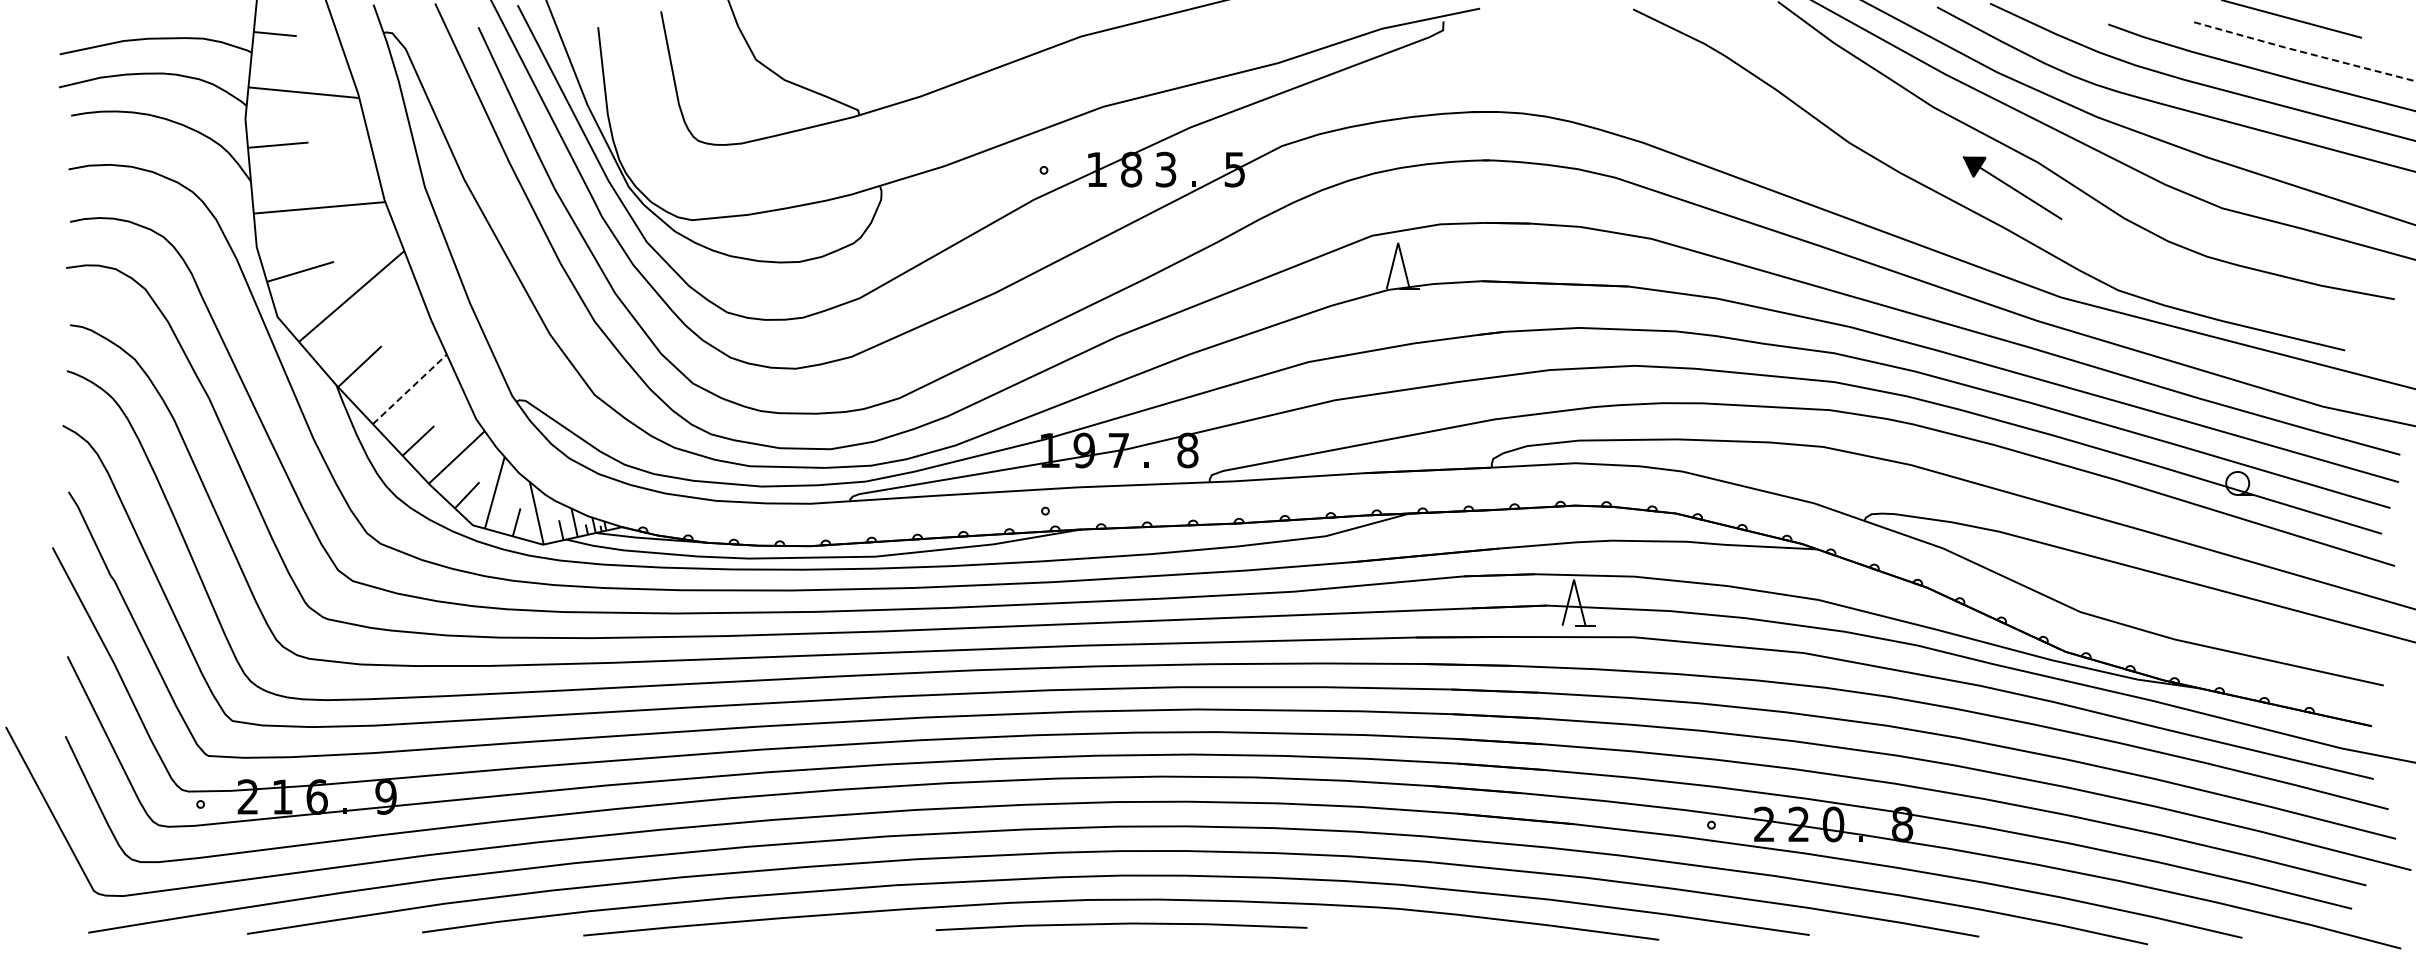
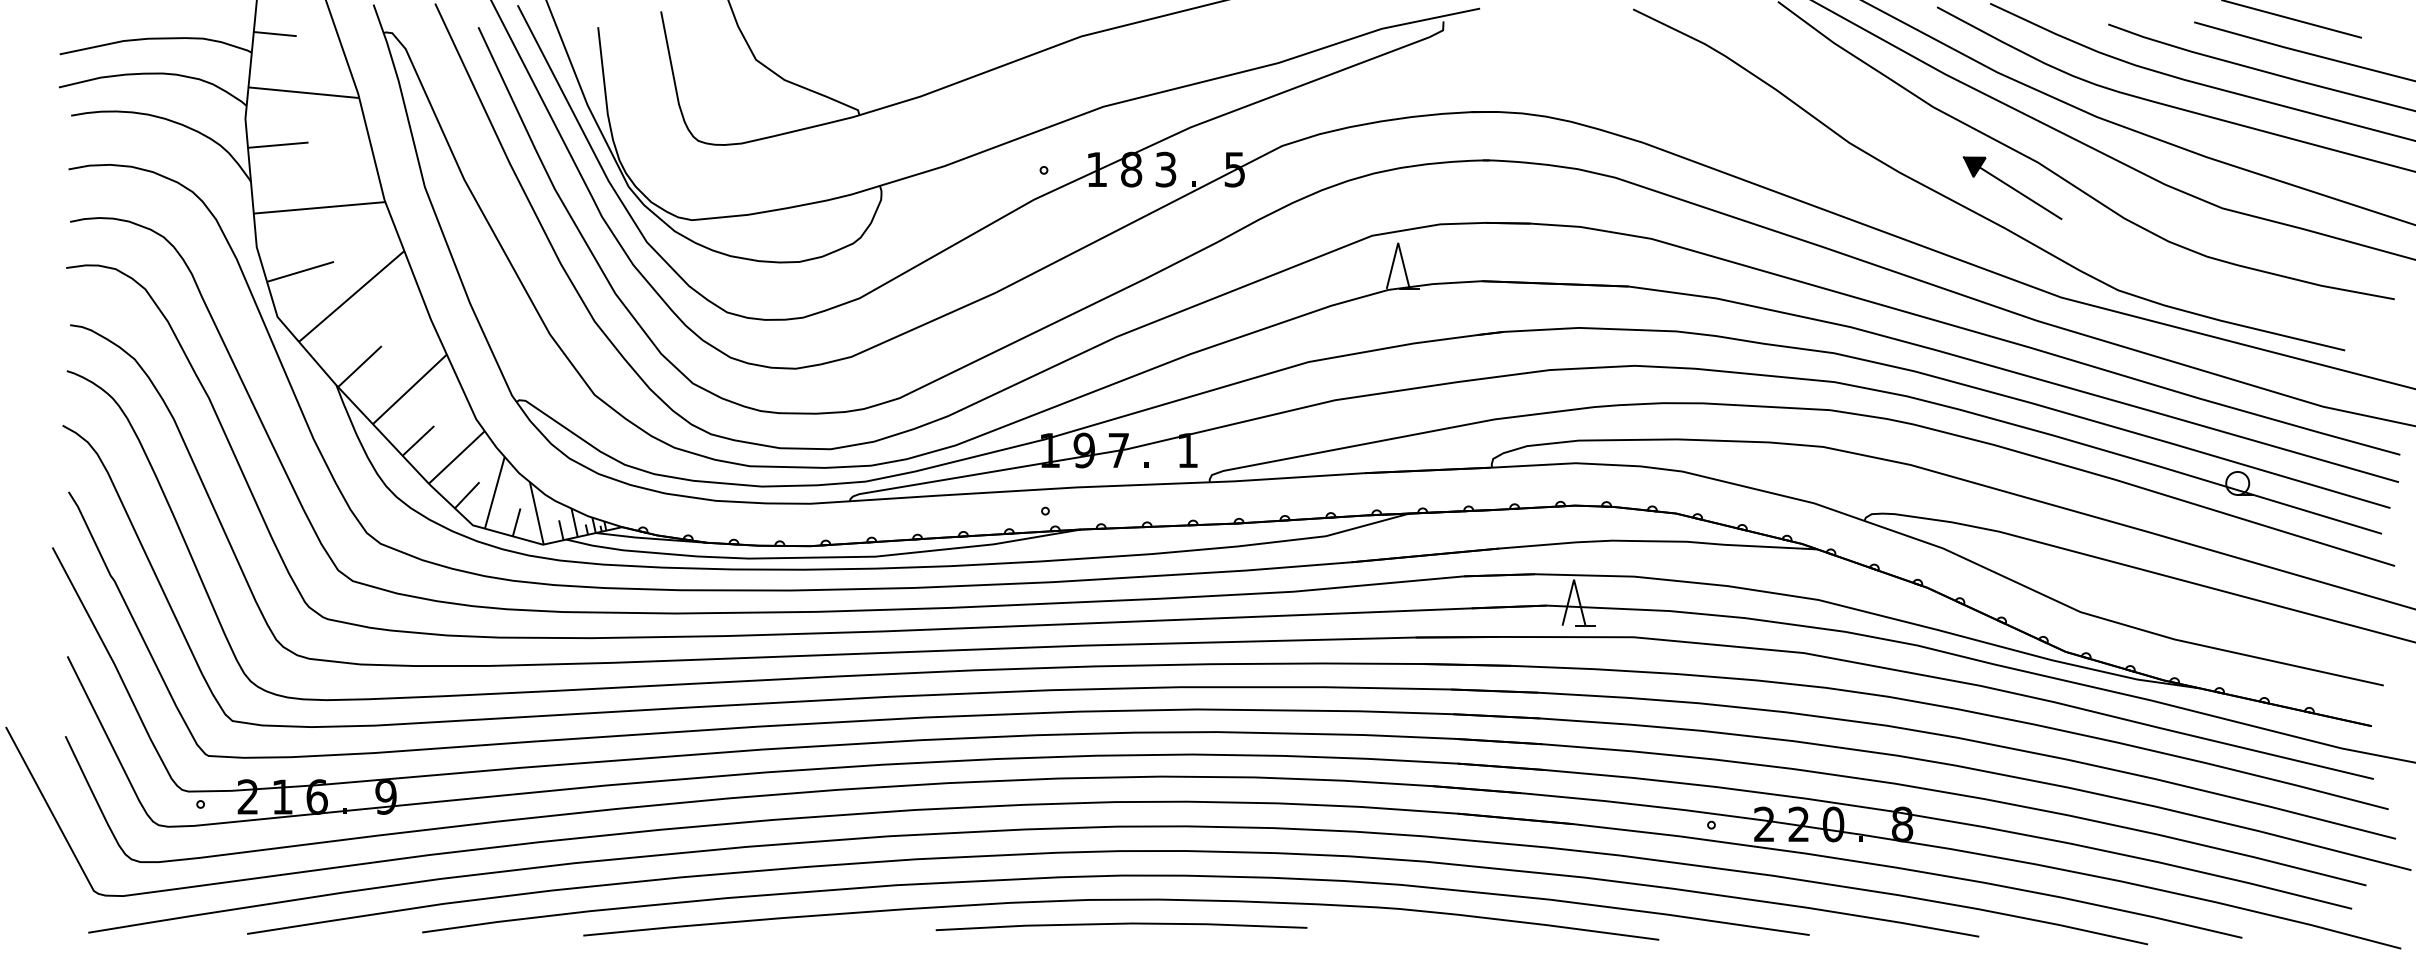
line: dashed -> solid (2304, 52)
line: dashed -> solid (409, 389)
text: 8 -> 1 (1187, 450)
